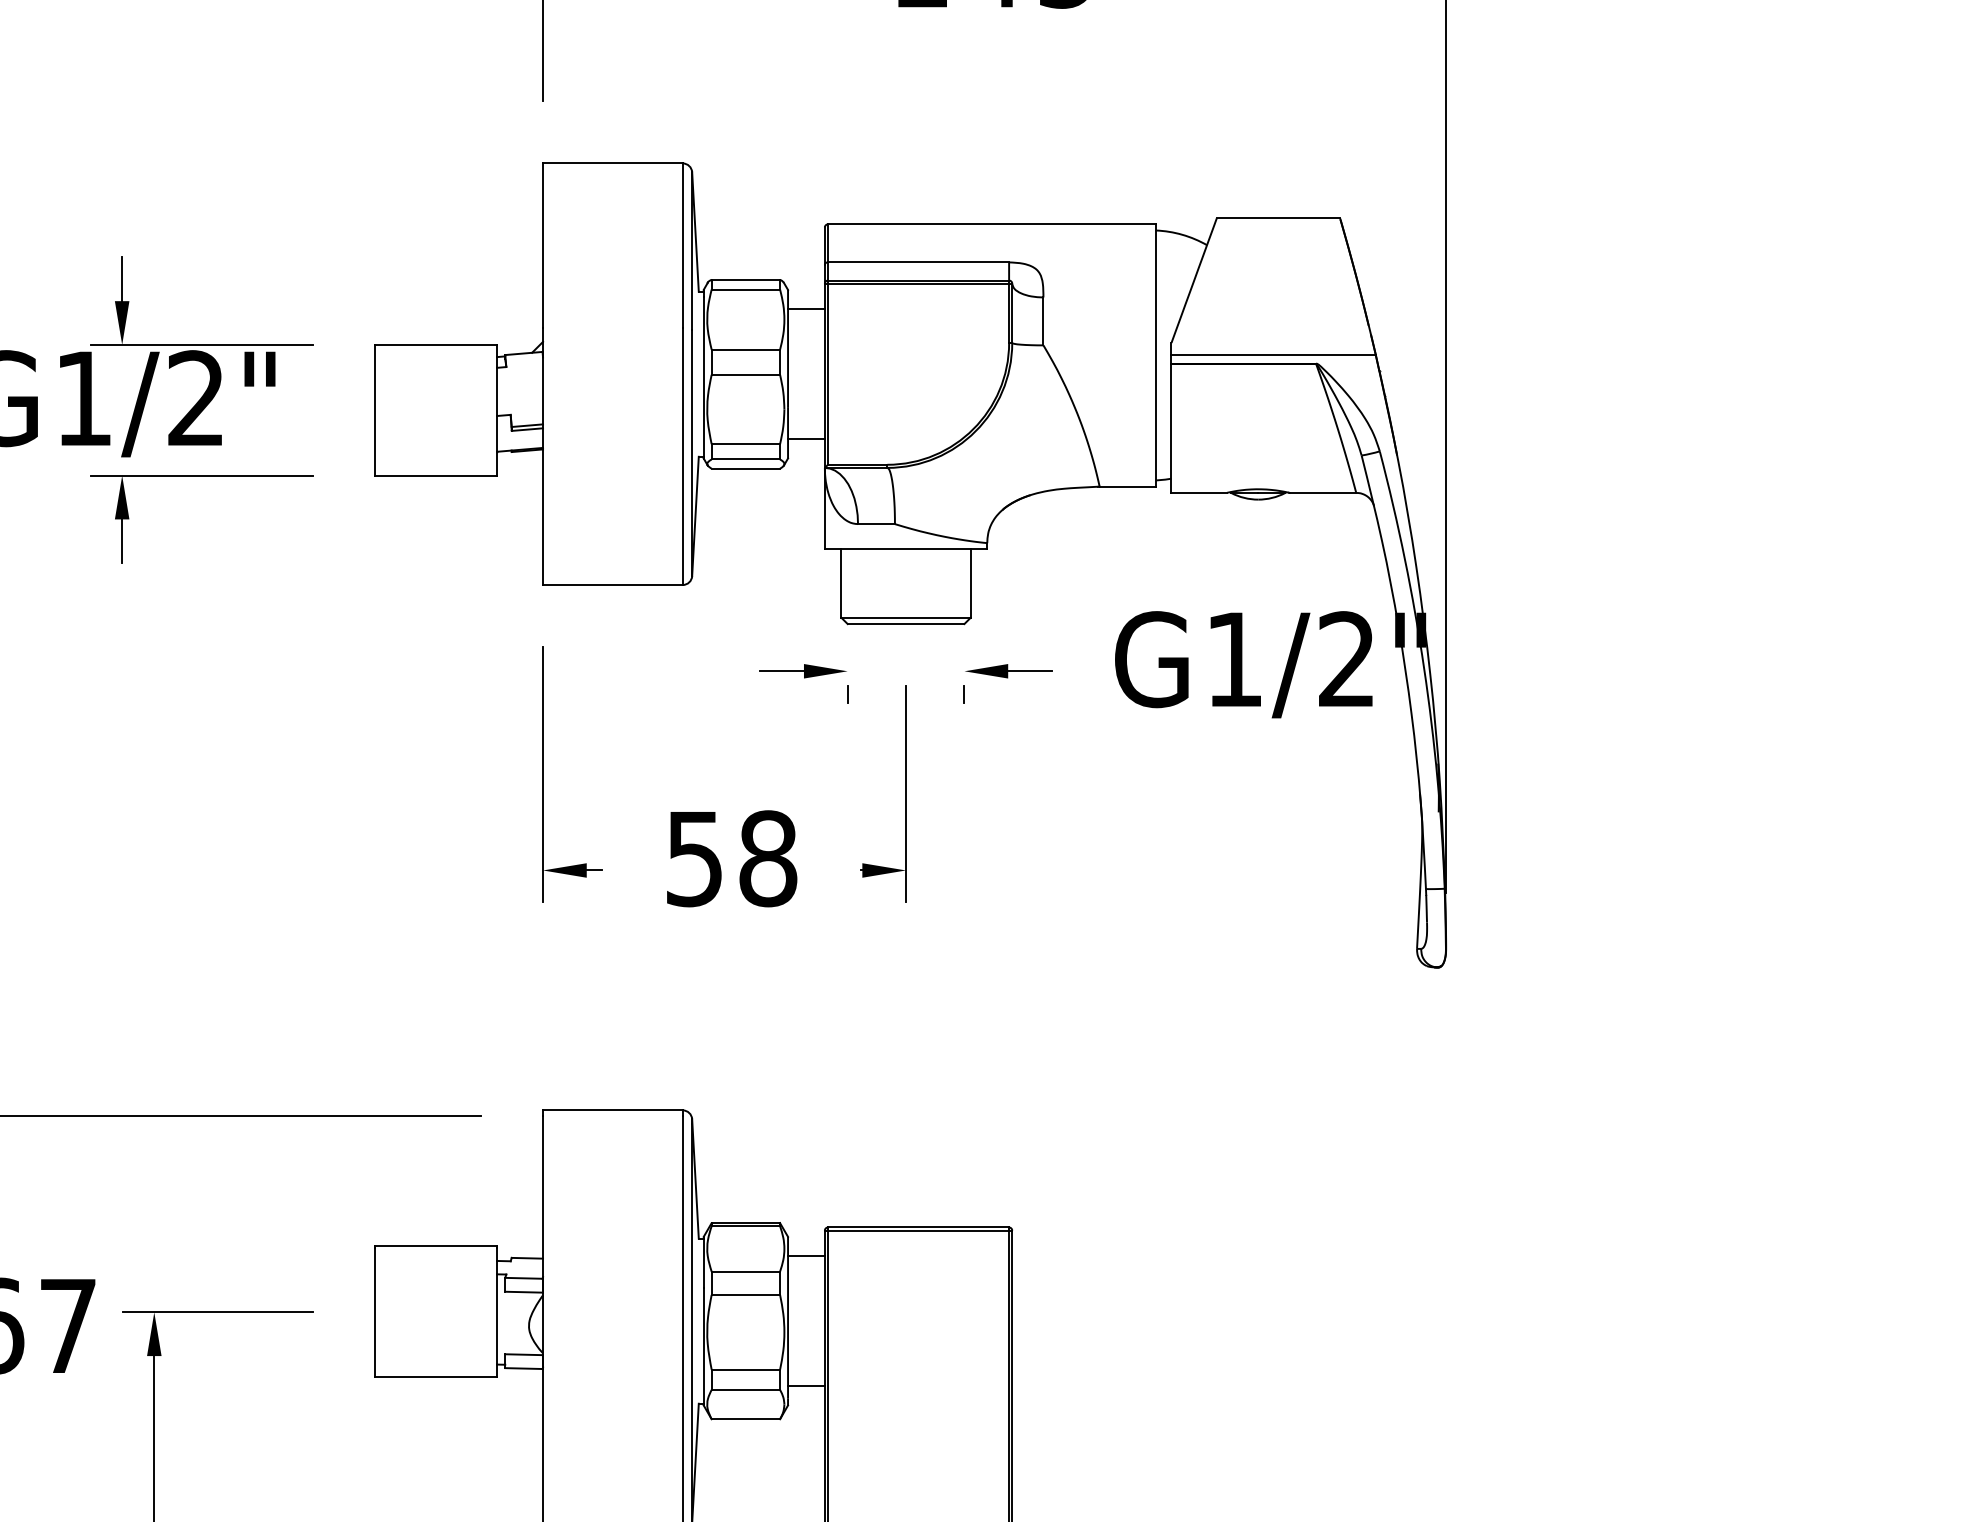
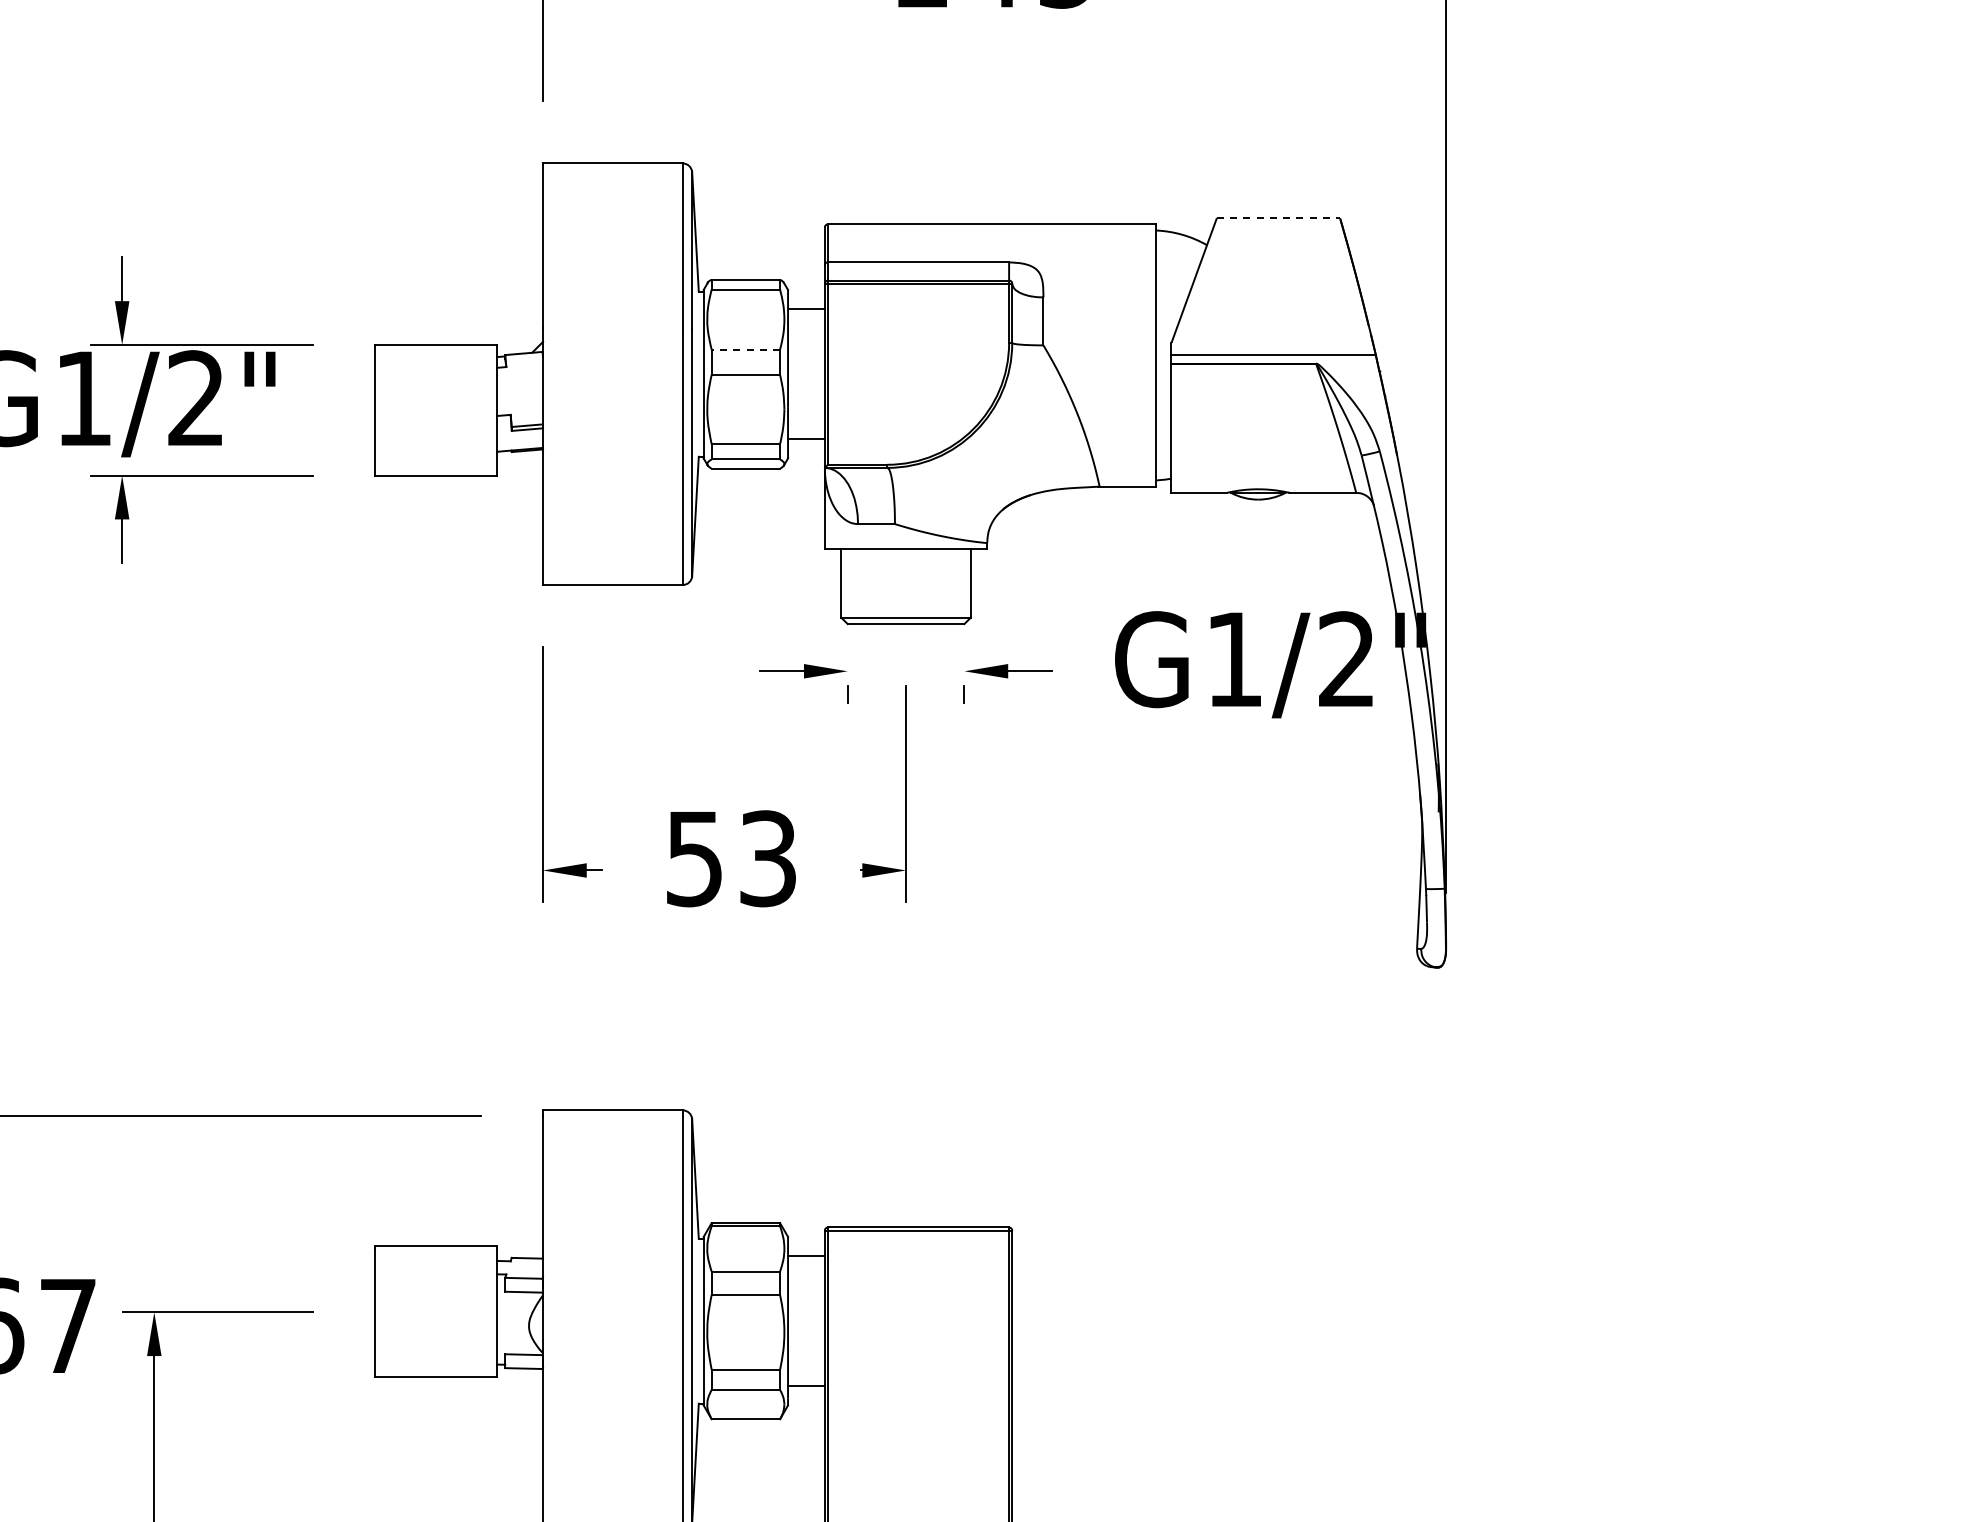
line: solid -> dashed (1278, 218)
line: solid -> dashed (745, 349)
text: 58 -> 53 (768, 858)
